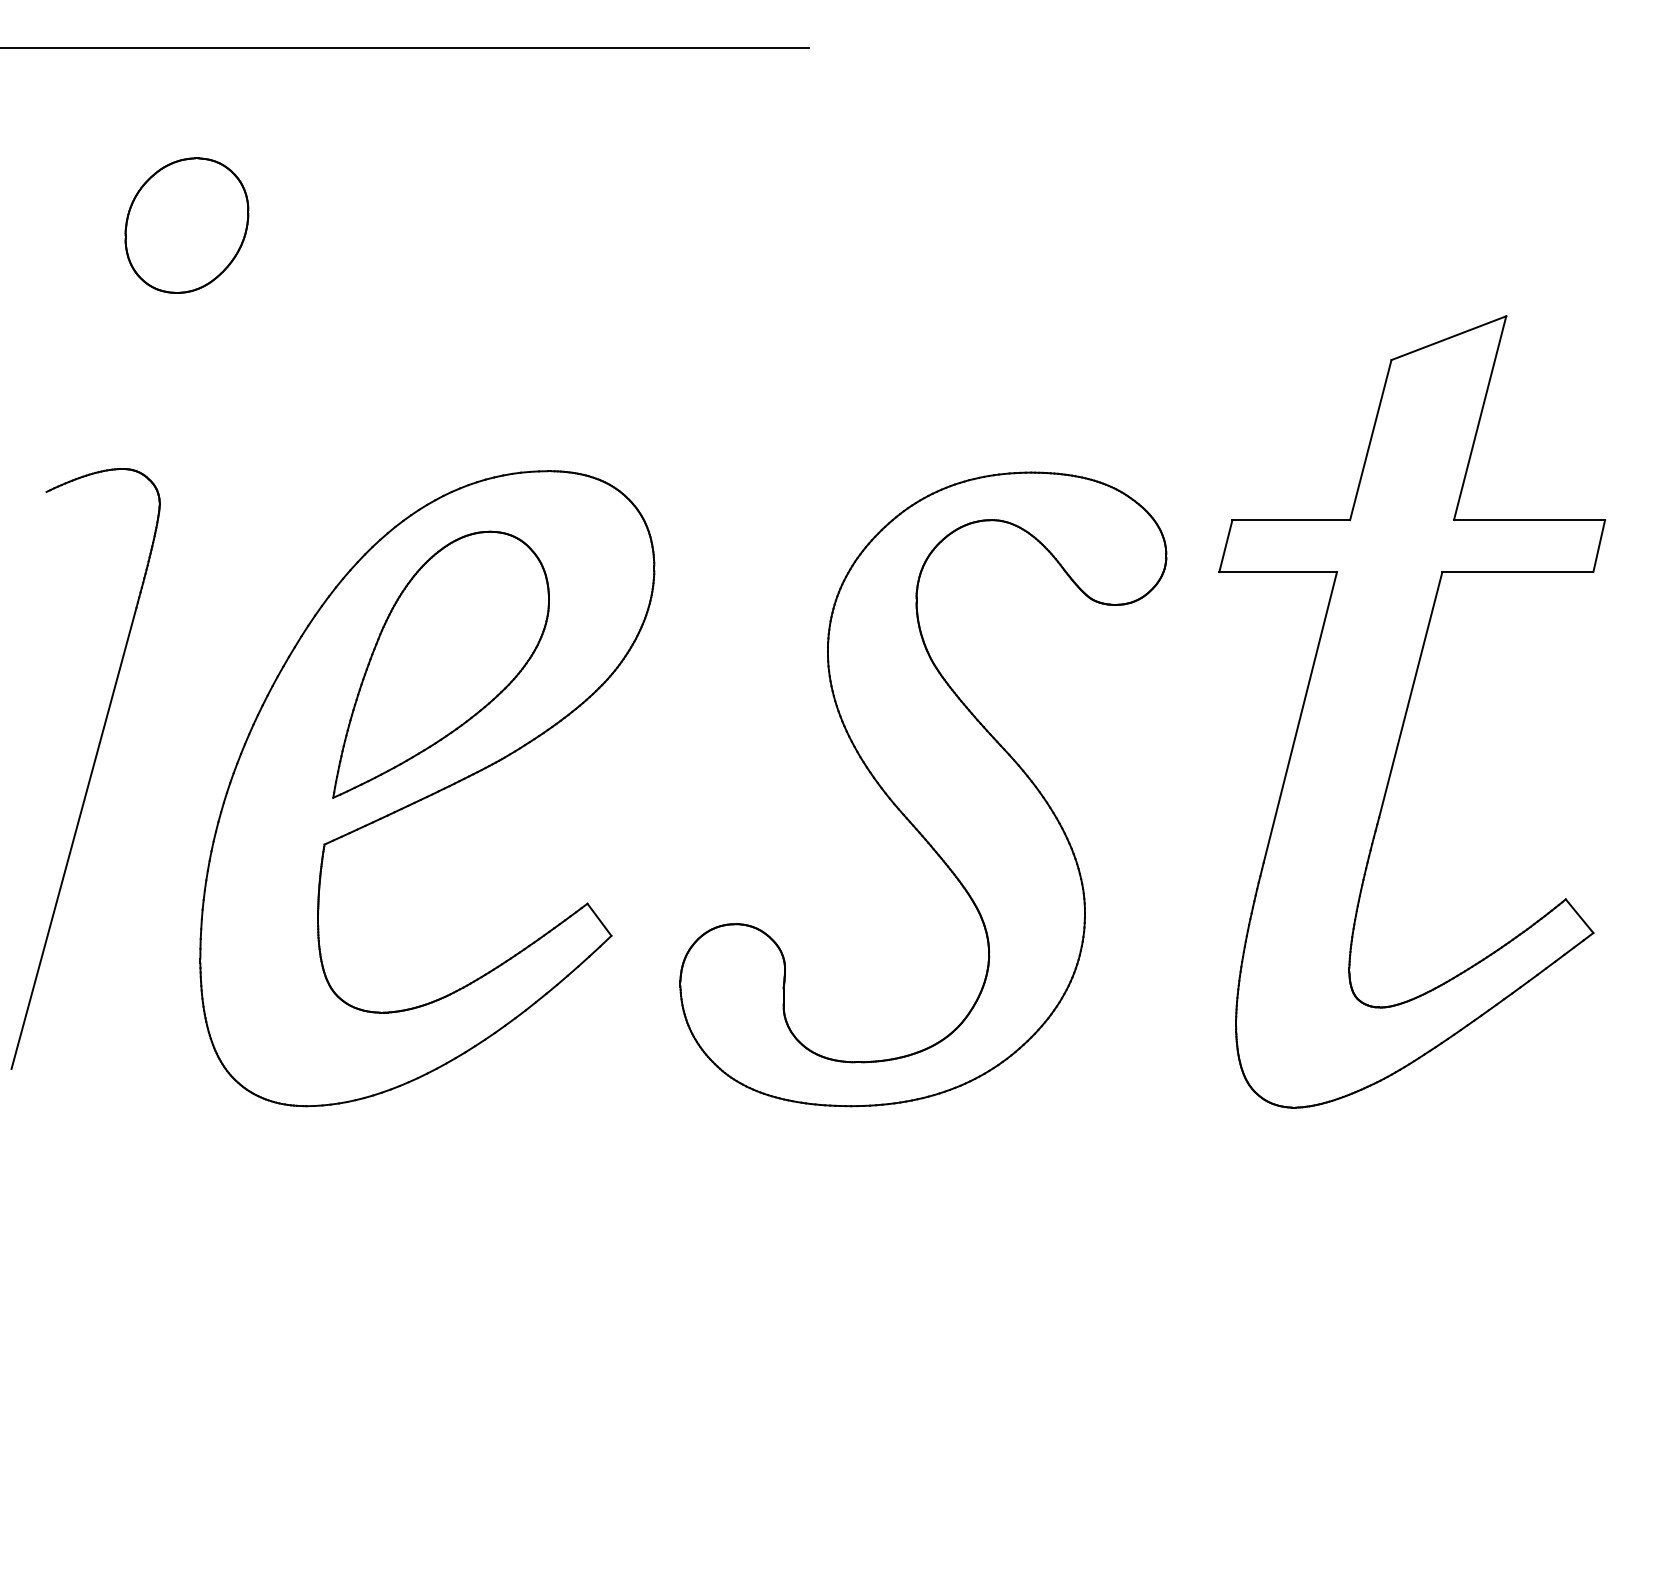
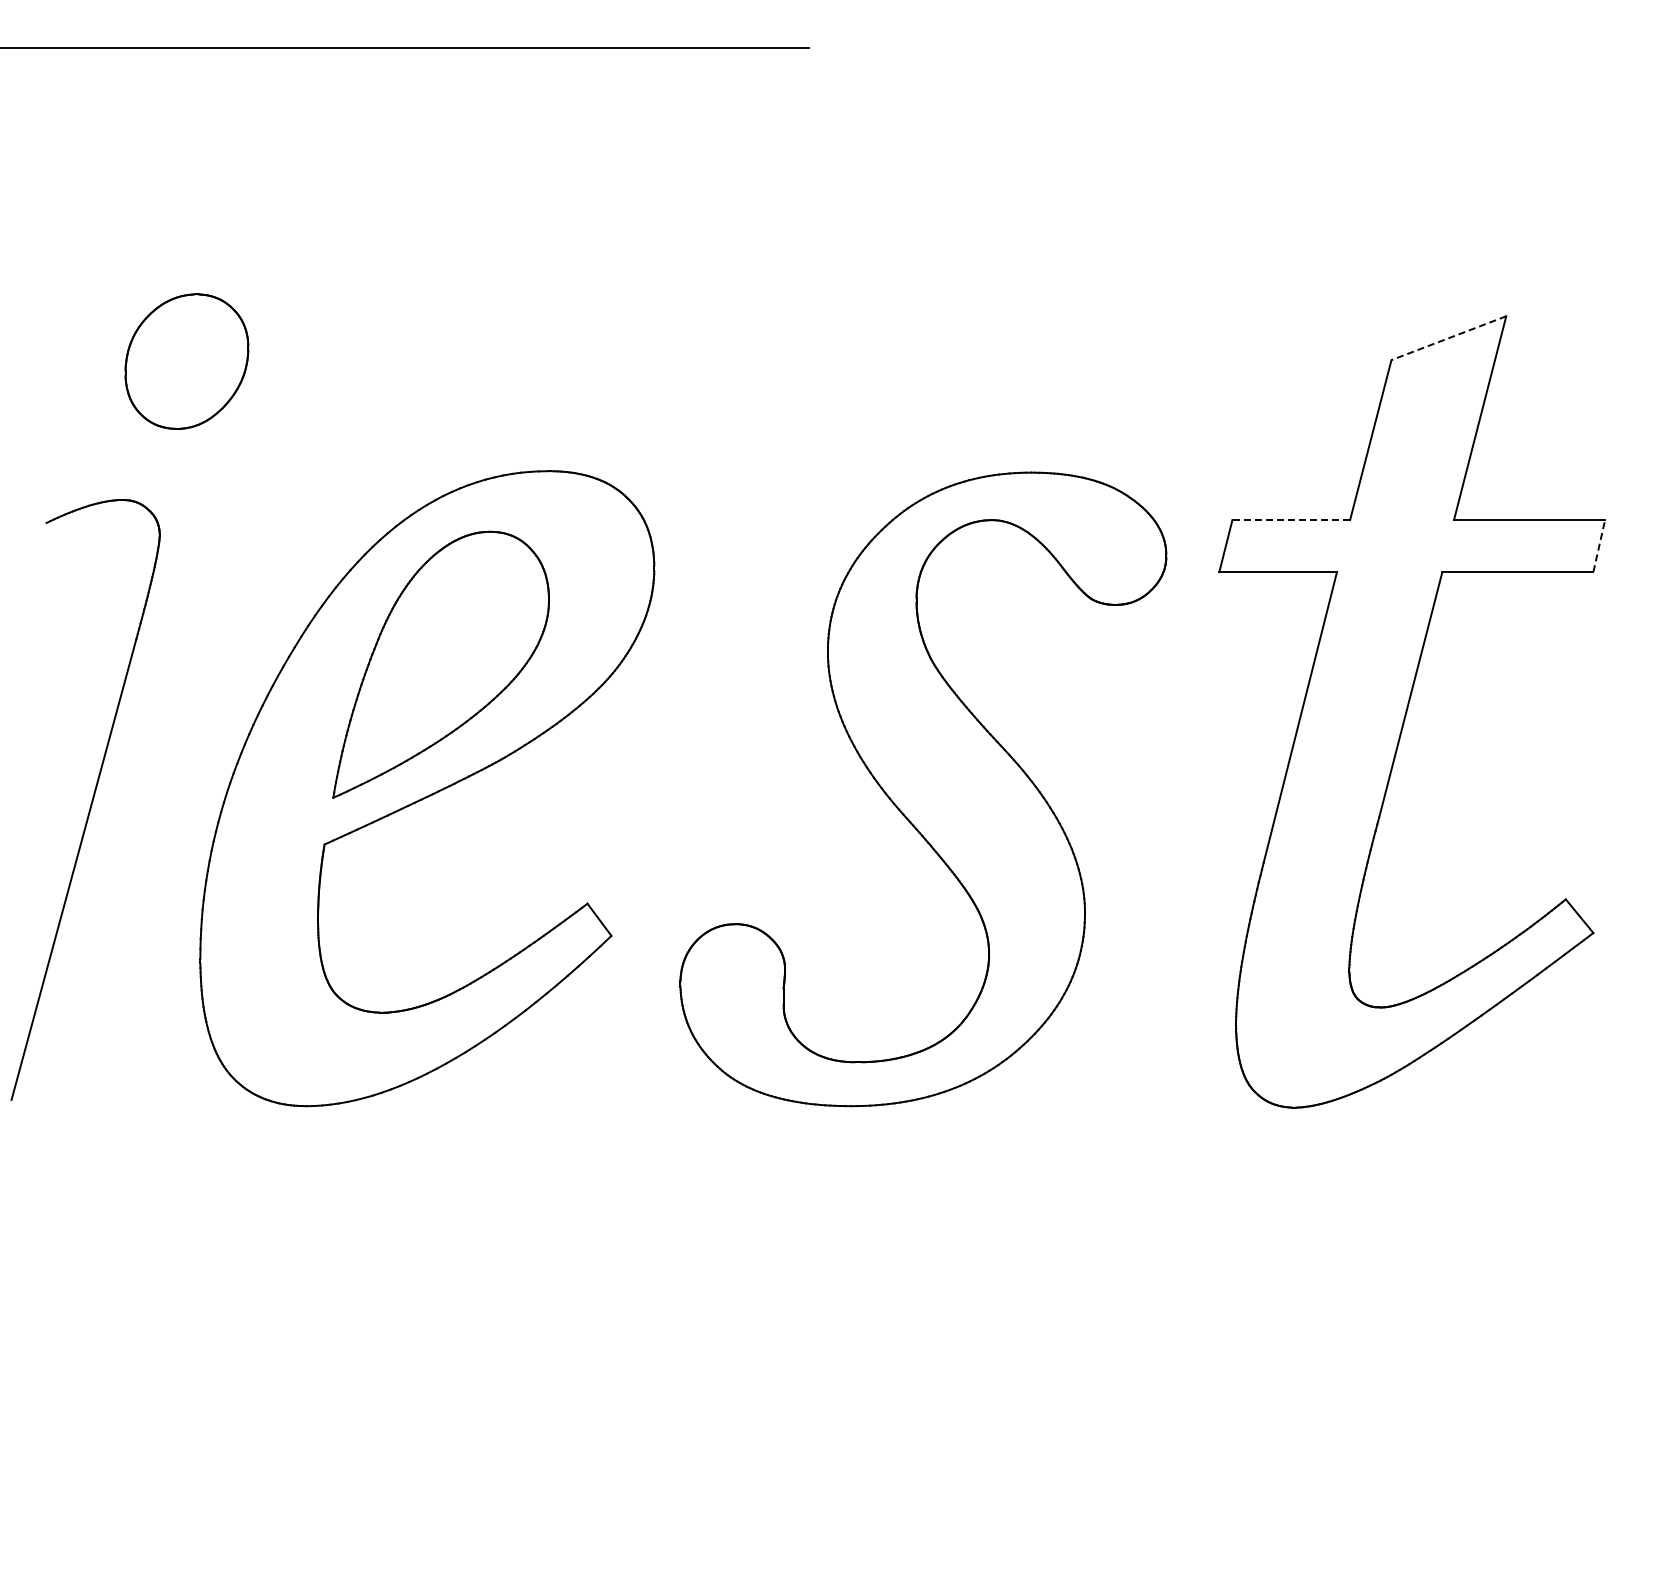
part position: (186, 225) -> (186, 361) (186, 361)
line: solid -> dashed (1448, 338)
line: solid -> dashed (1291, 520)
line: solid -> dashed (1599, 546)
part position: (91, 769) -> (91, 800) (91, 800)
